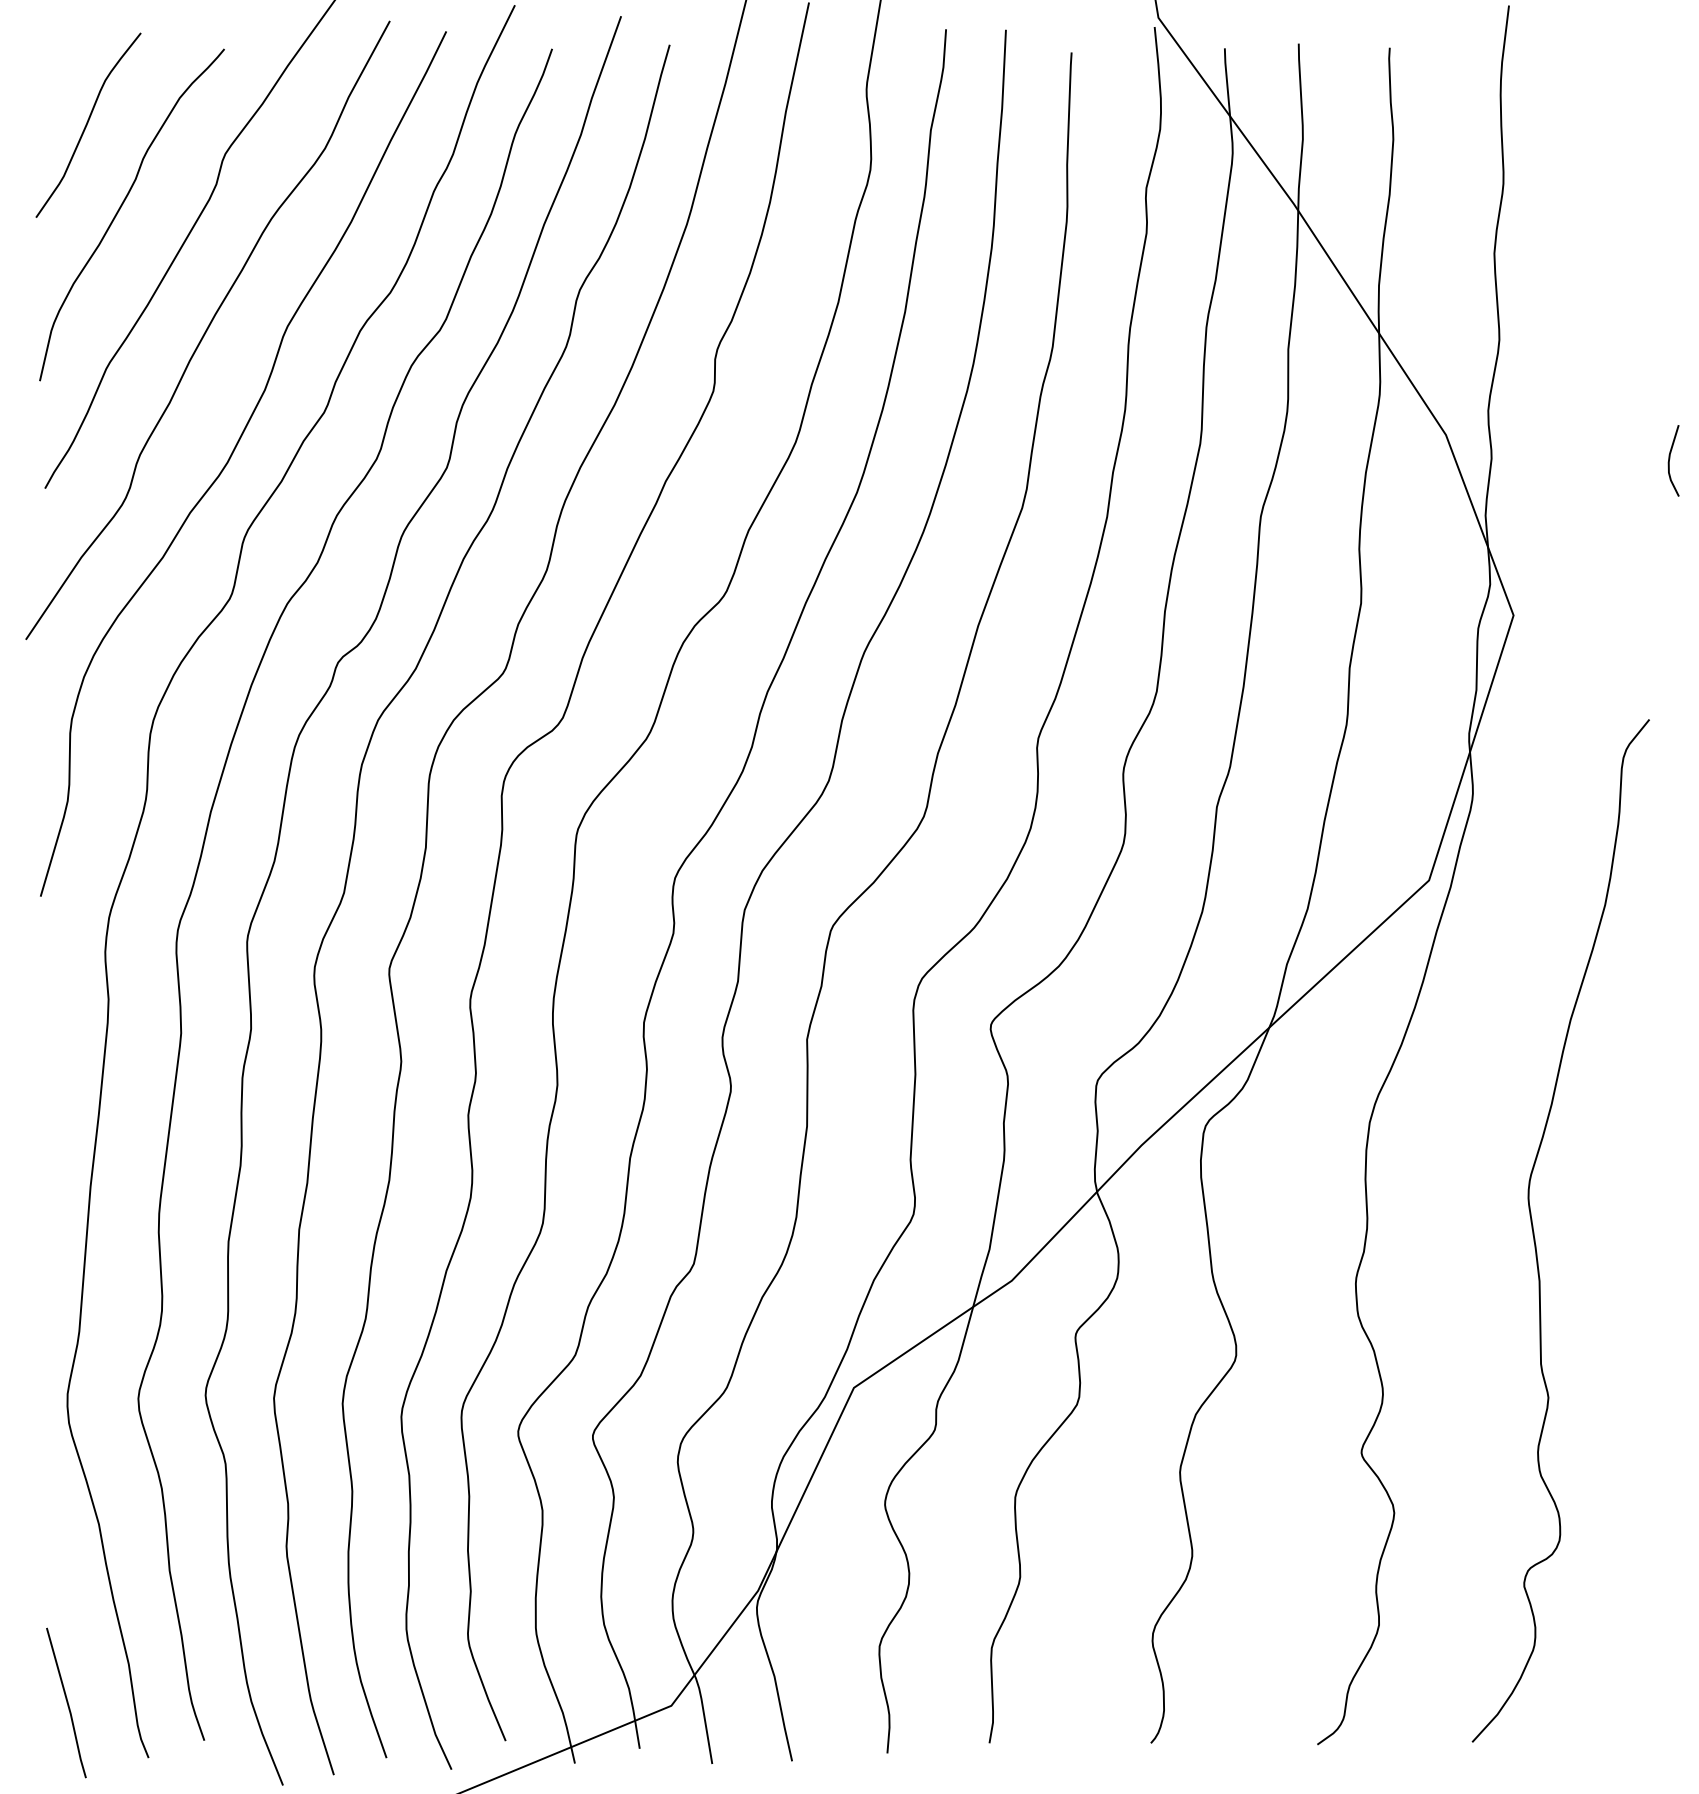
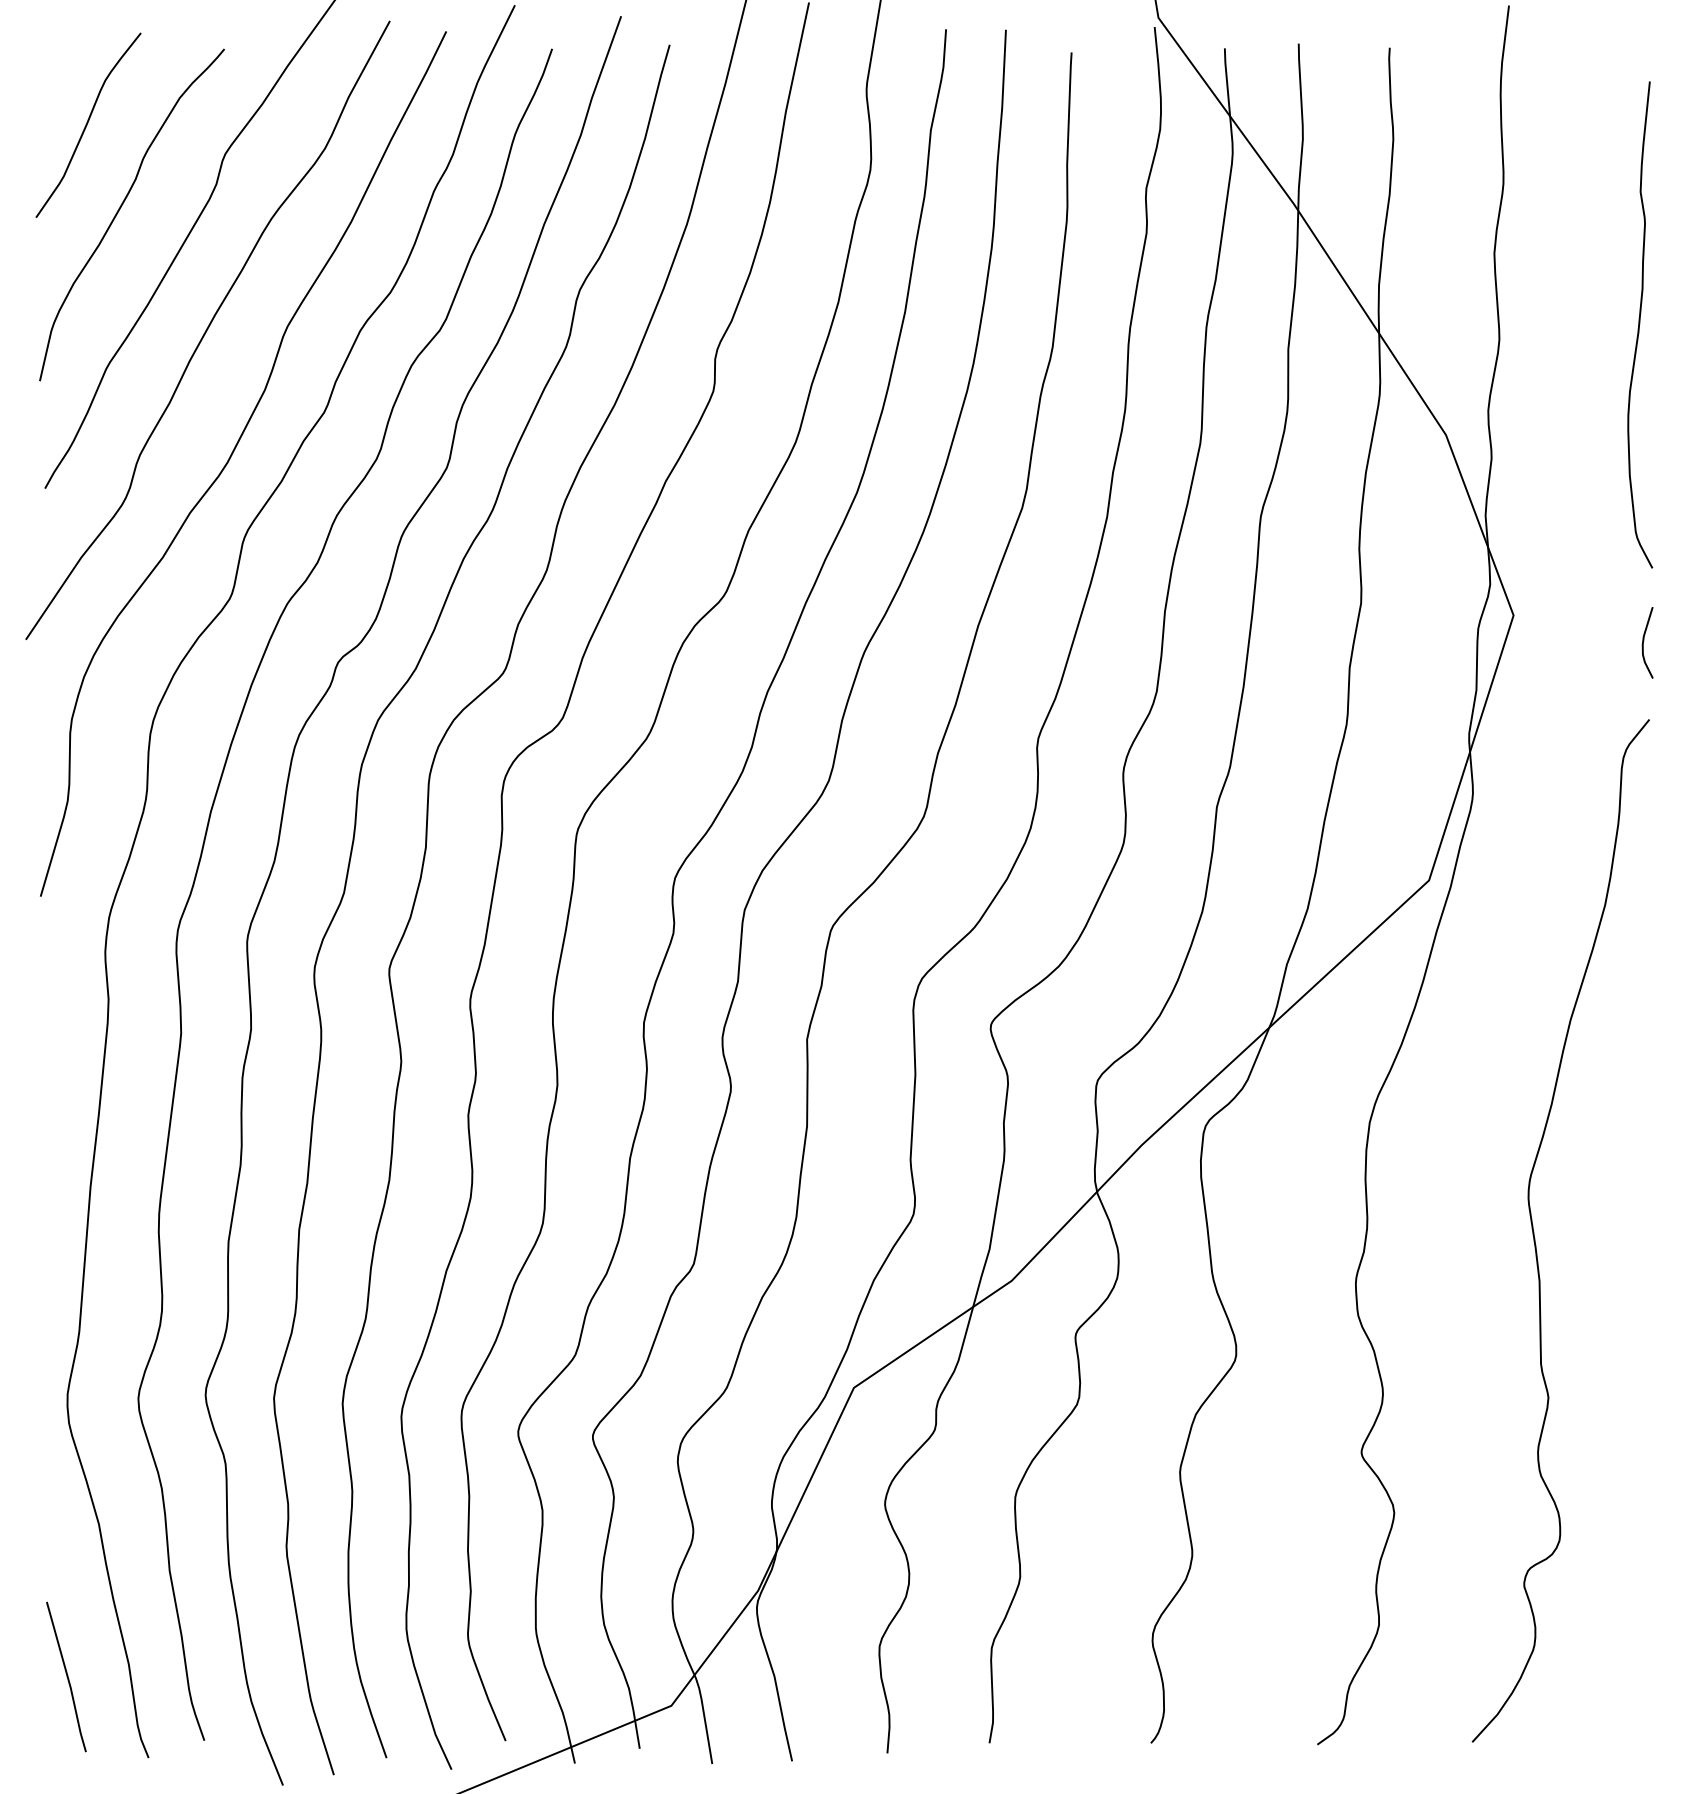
curve: none -> present (1640, 324)
curve position: (1670, 459) -> (1644, 641) (1644, 641)
line position: (66, 1702) -> (66, 1676) (66, 1676)
